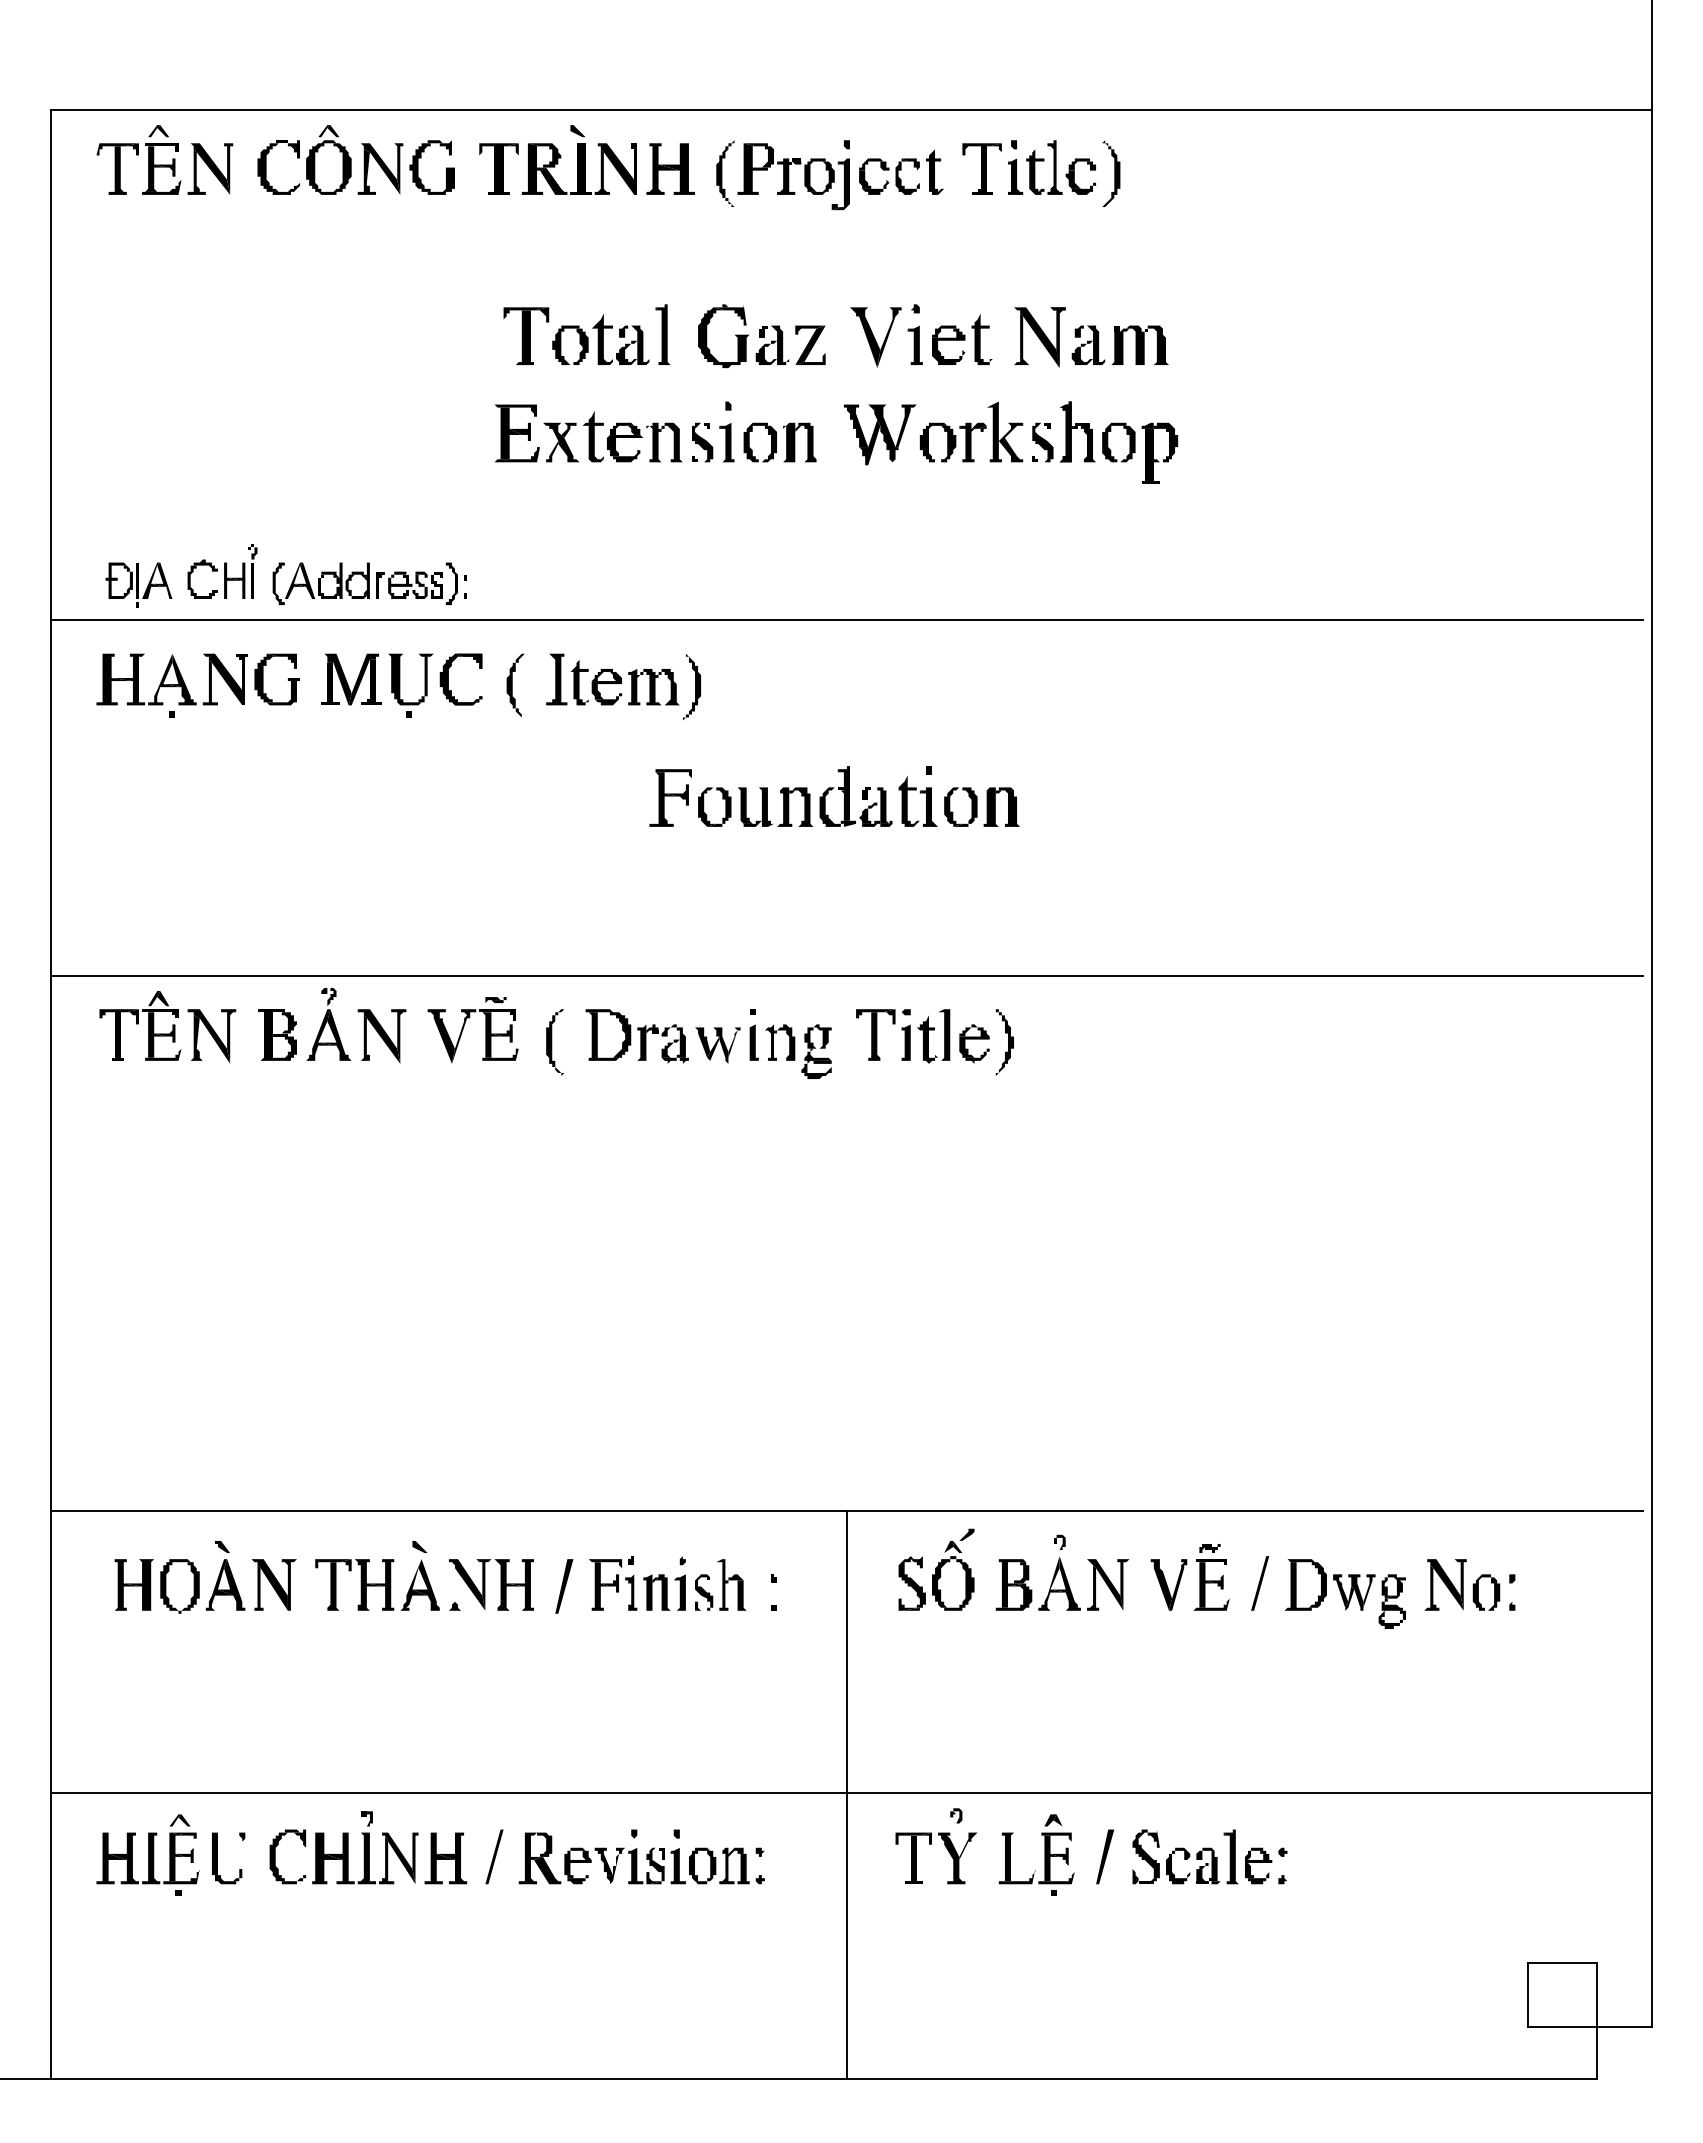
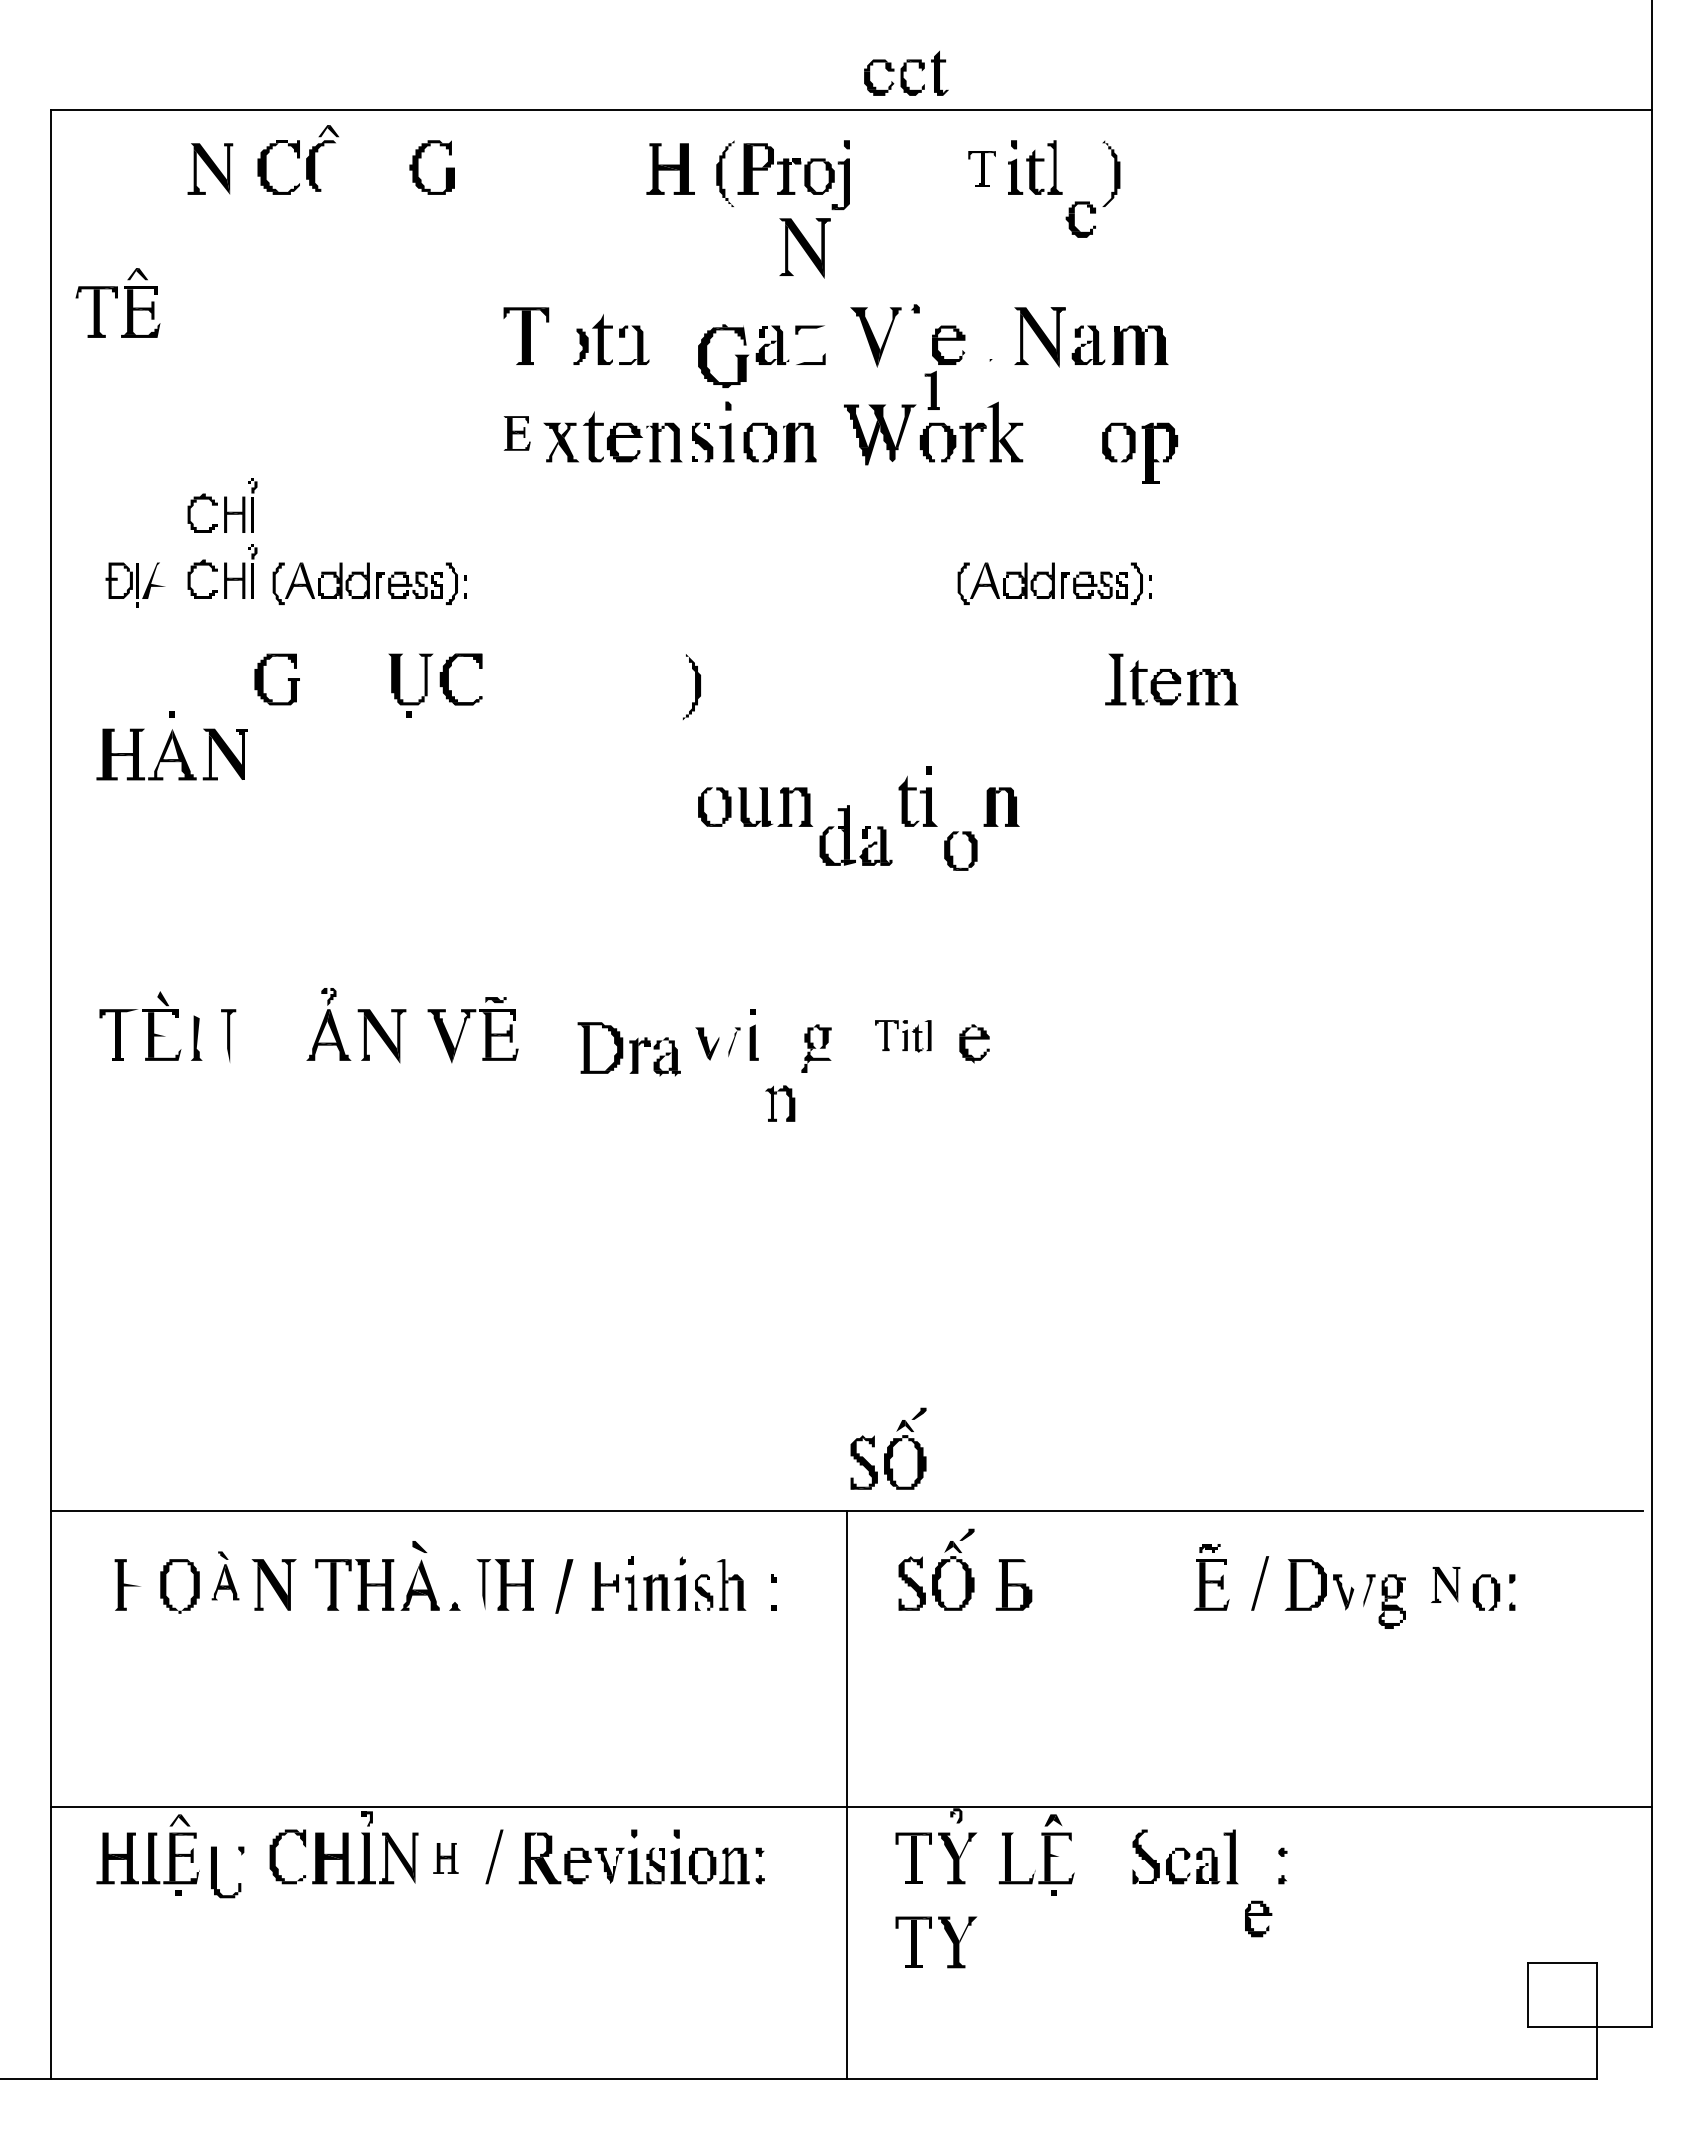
part position: (138, 159) -> (117, 302) (117, 302)
part: present -> none (557, 159)
fill: present -> none (334, 168)
part: present -> none (380, 168)
part size: 40x52 px -> 28x36 px (981, 168)
part position: (901, 171) -> (906, 72) (906, 72)
part position: (1080, 176) -> (1080, 219) (1080, 219)
part: none -> present (804, 248)
part: present -> none (662, 334)
part position: (735, 335) -> (735, 355) (735, 355)
fill: present -> none (980, 339)
part position: (914, 344) -> (931, 389) (931, 389)
fill: present -> none (565, 345)
fill: present -> none (810, 345)
fill: present -> none (626, 351)
part: present -> none (1063, 431)
part size: 46x59 px -> 28x35 px (516, 433)
part: none -> present (222, 505)
fill: present -> none (161, 580)
part: none -> present (1054, 583)
line: present -> none (846, 620)
part position: (171, 679) -> (171, 754) (171, 754)
part: present -> none (351, 679)
part position: (612, 679) -> (1171, 679) (1171, 679)
part: present -> none (515, 685)
part position: (855, 796) -> (855, 835) (855, 835)
part: present -> none (670, 797)
part position: (953, 812) -> (953, 856) (953, 856)
line: present -> none (846, 975)
fill: present -> none (154, 998)
fill: present -> none (132, 1016)
fill: present -> none (164, 1033)
part: present -> none (277, 1034)
fill: present -> none (208, 1036)
part position: (636, 1036) -> (628, 1049) (628, 1049)
part size: 95x55 px -> 57x33 px (903, 1036)
part: present -> none (554, 1042)
part position: (773, 1042) -> (773, 1103) (773, 1103)
fill: present -> none (1004, 1042)
fill: present -> none (719, 1045)
fill: present -> none (817, 1069)
part: none -> present (888, 1448)
fill: present -> none (605, 1565)
fill: present -> none (1018, 1572)
part: present -> none (1093, 1572)
part size: 41x70 px -> 29x50 px (225, 1575)
fill: present -> none (138, 1584)
fill: present -> none (465, 1584)
part: present -> none (1168, 1584)
part size: 43x52 px -> 30x36 px (1445, 1584)
fill: present -> none (1355, 1592)
line position: (851, 1793) -> (851, 1807) (851, 1807)
fill: present -> none (1151, 1838)
fill: present -> none (1059, 1856)
part: present -> none (1104, 1856)
part position: (217, 1858) -> (216, 1872) (216, 1872)
part size: 44x53 px -> 26x31 px (445, 1858)
part position: (1258, 1865) -> (1258, 1918) (1258, 1918)
part: none -> present (948, 1936)
